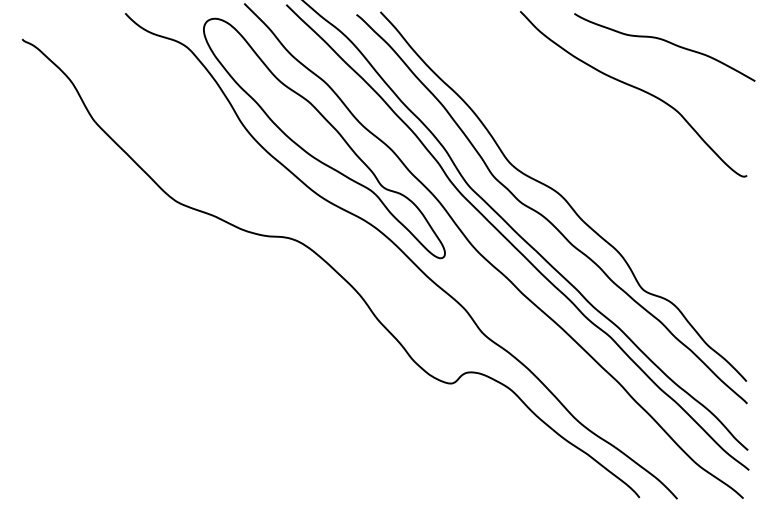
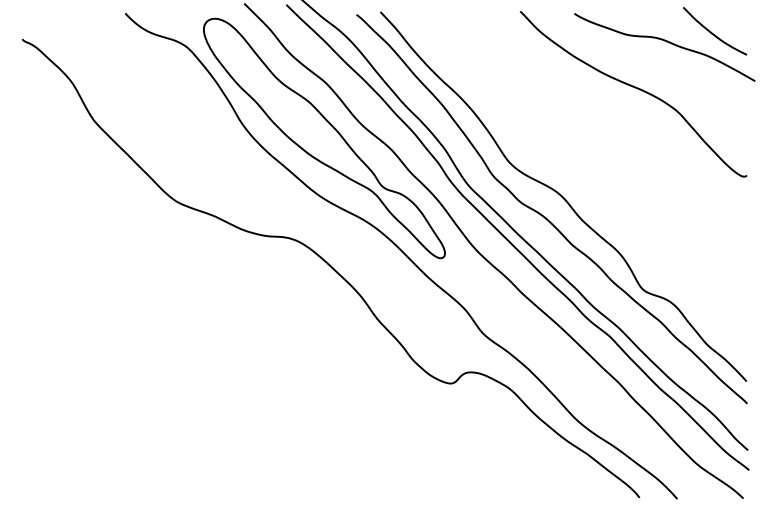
curve: none -> present (713, 33)
